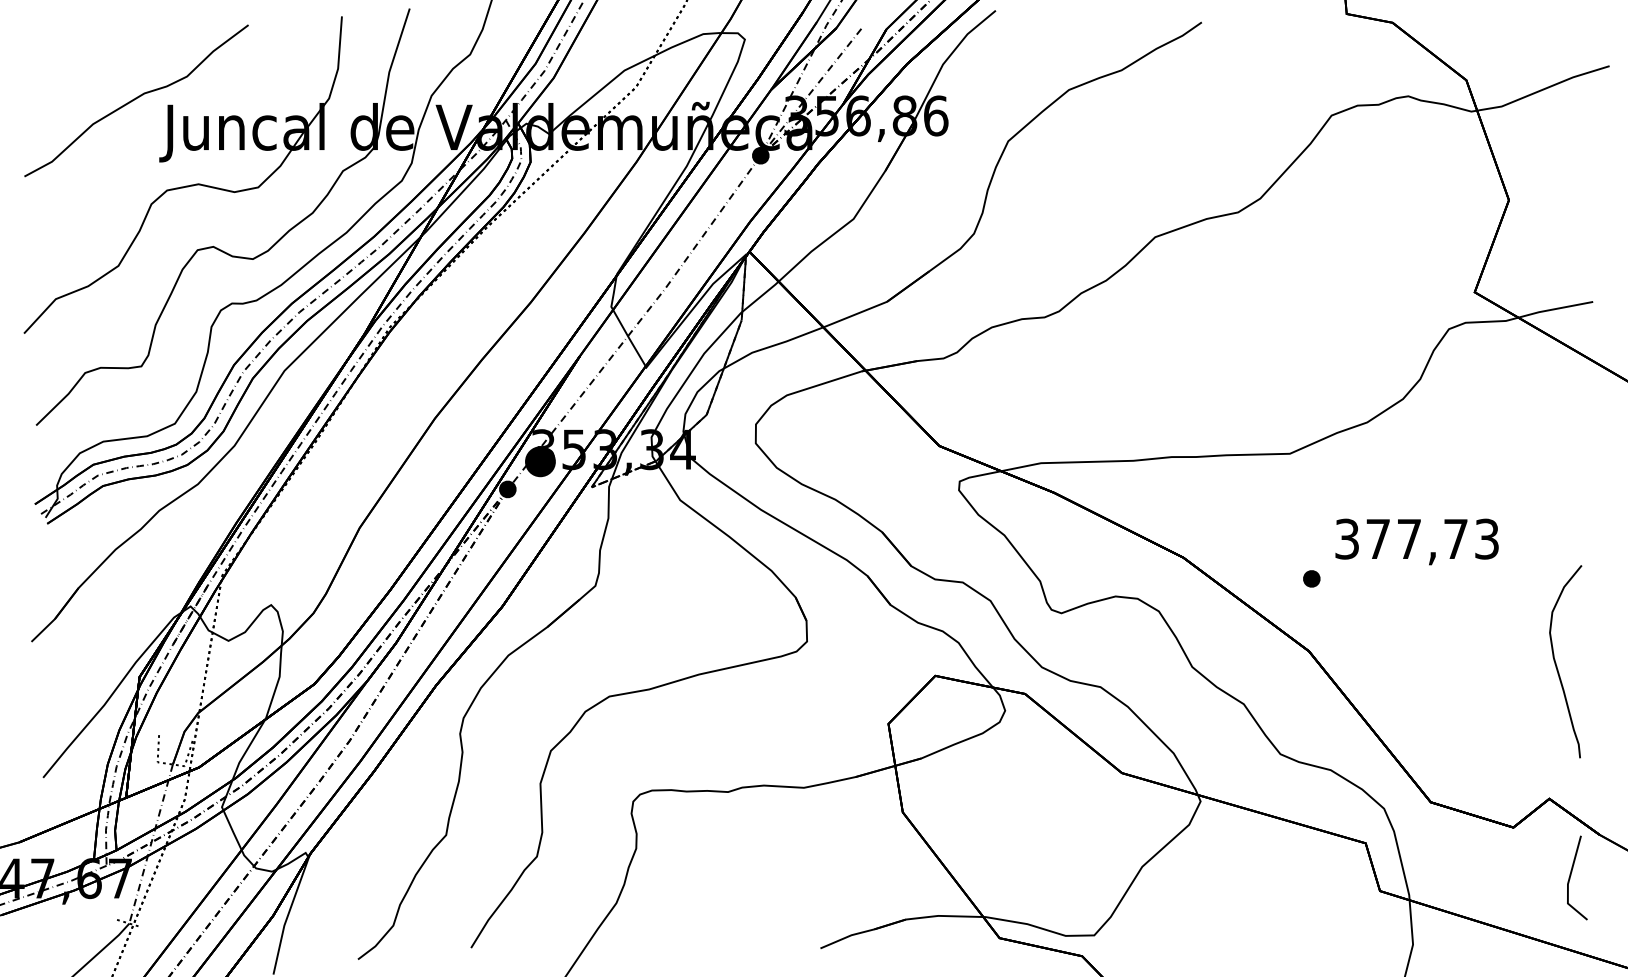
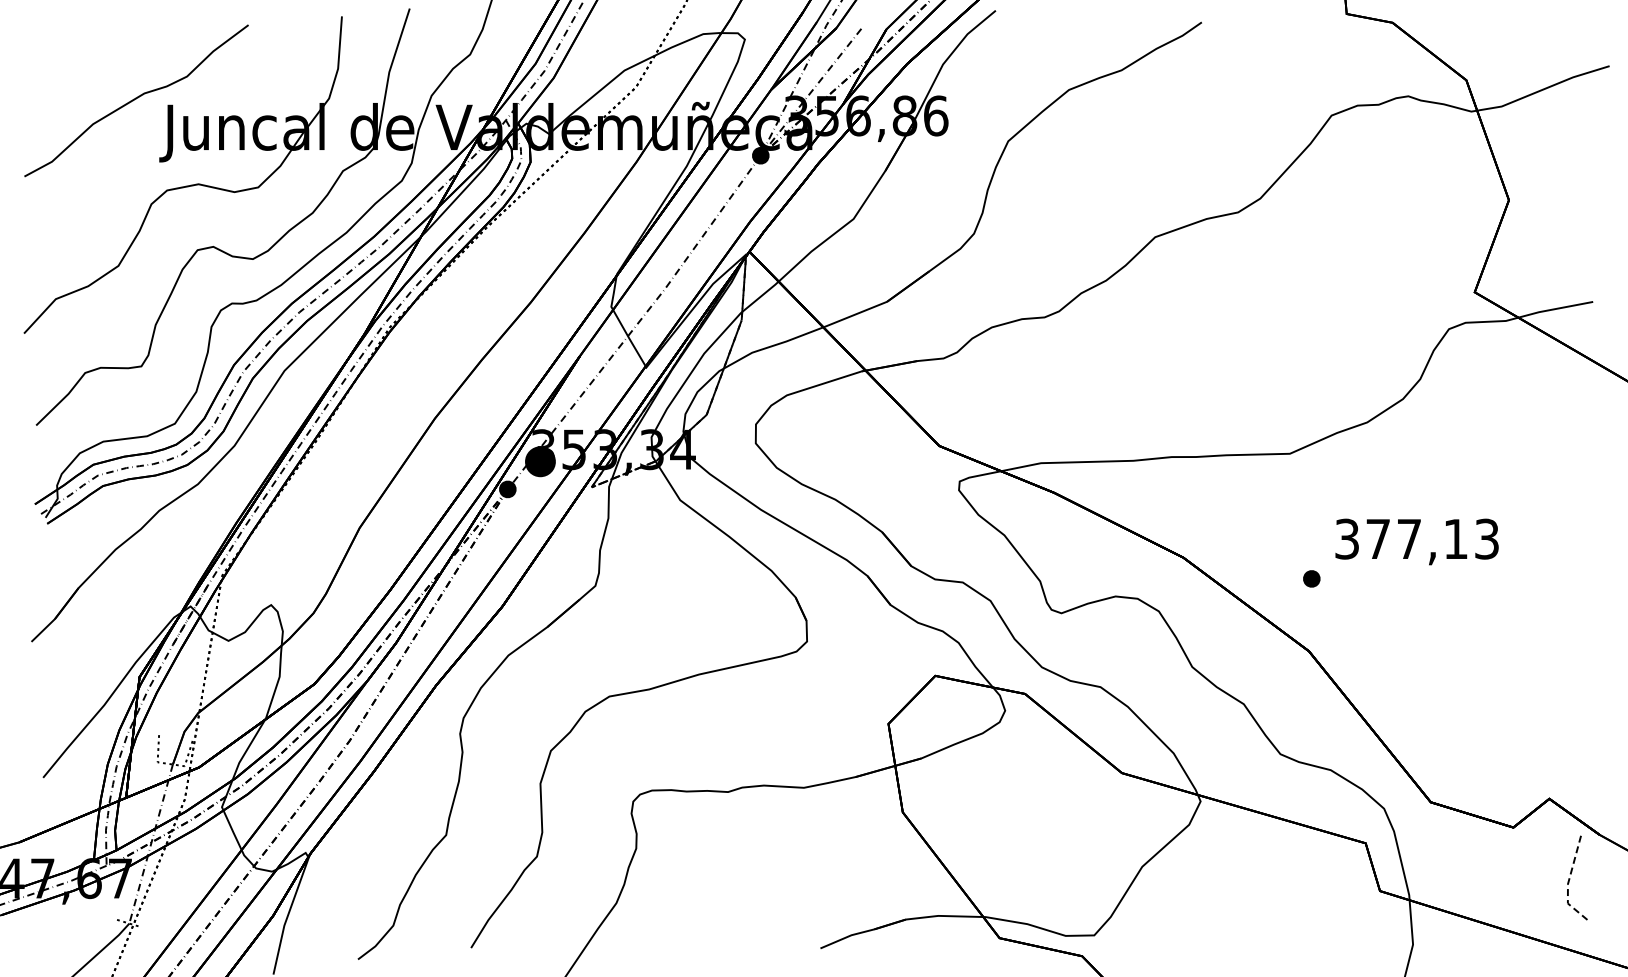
text: 377,73 -> 377,13 (1455, 538)
curve: present -> none (1556, 662)
line: solid -> dashed (1568, 882)
